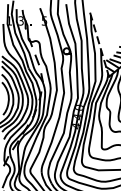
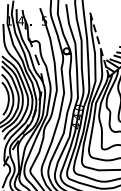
text: 3 -> 4 (20, 20)
